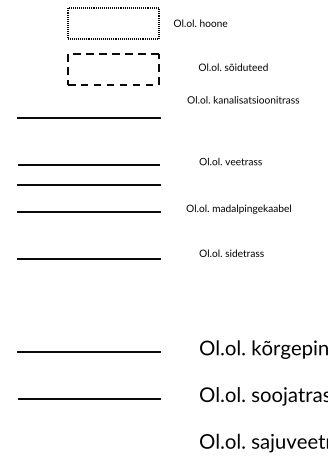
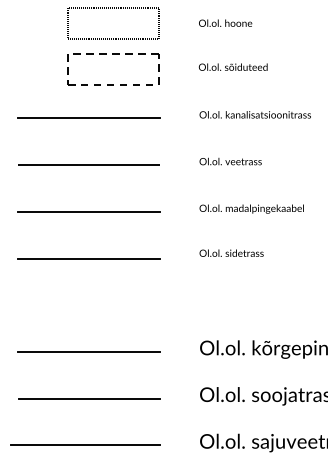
text position: (200, 22) -> (225, 22) (225, 22)
text position: (242, 99) -> (254, 114) (254, 114)
line: present -> none (88, 184)
text position: (238, 208) -> (251, 208) (251, 208)
line: none -> present (84, 445)
